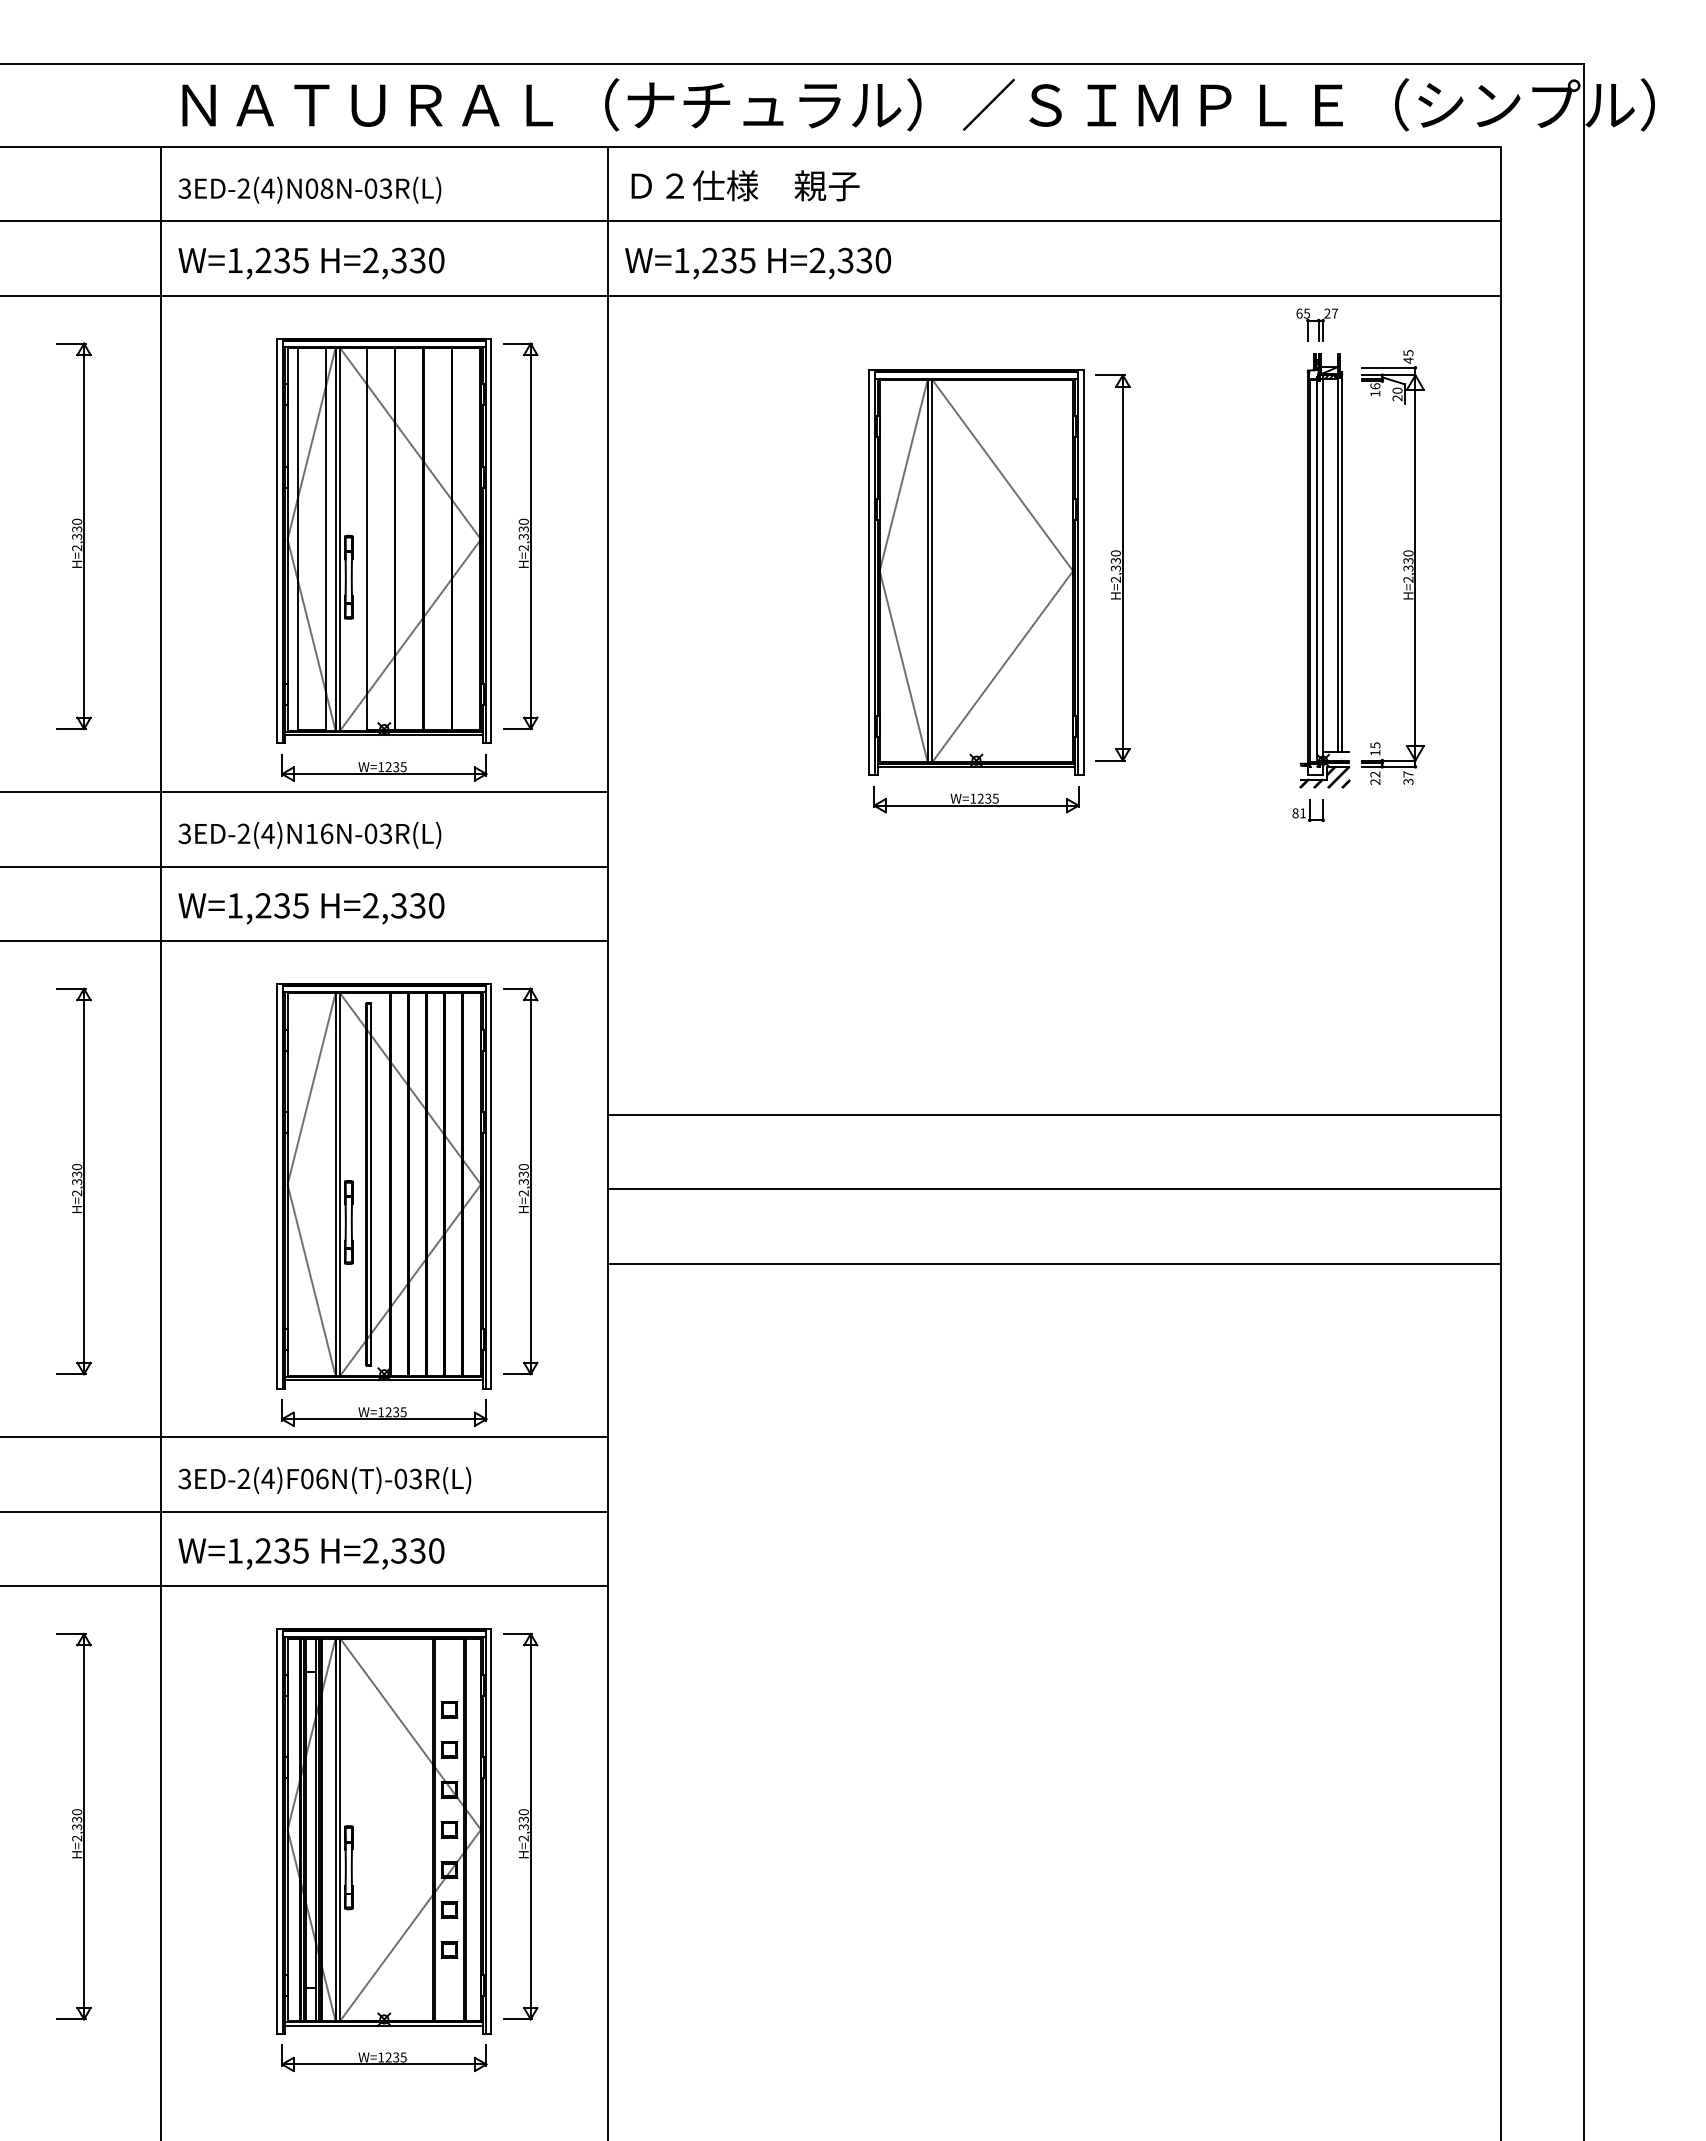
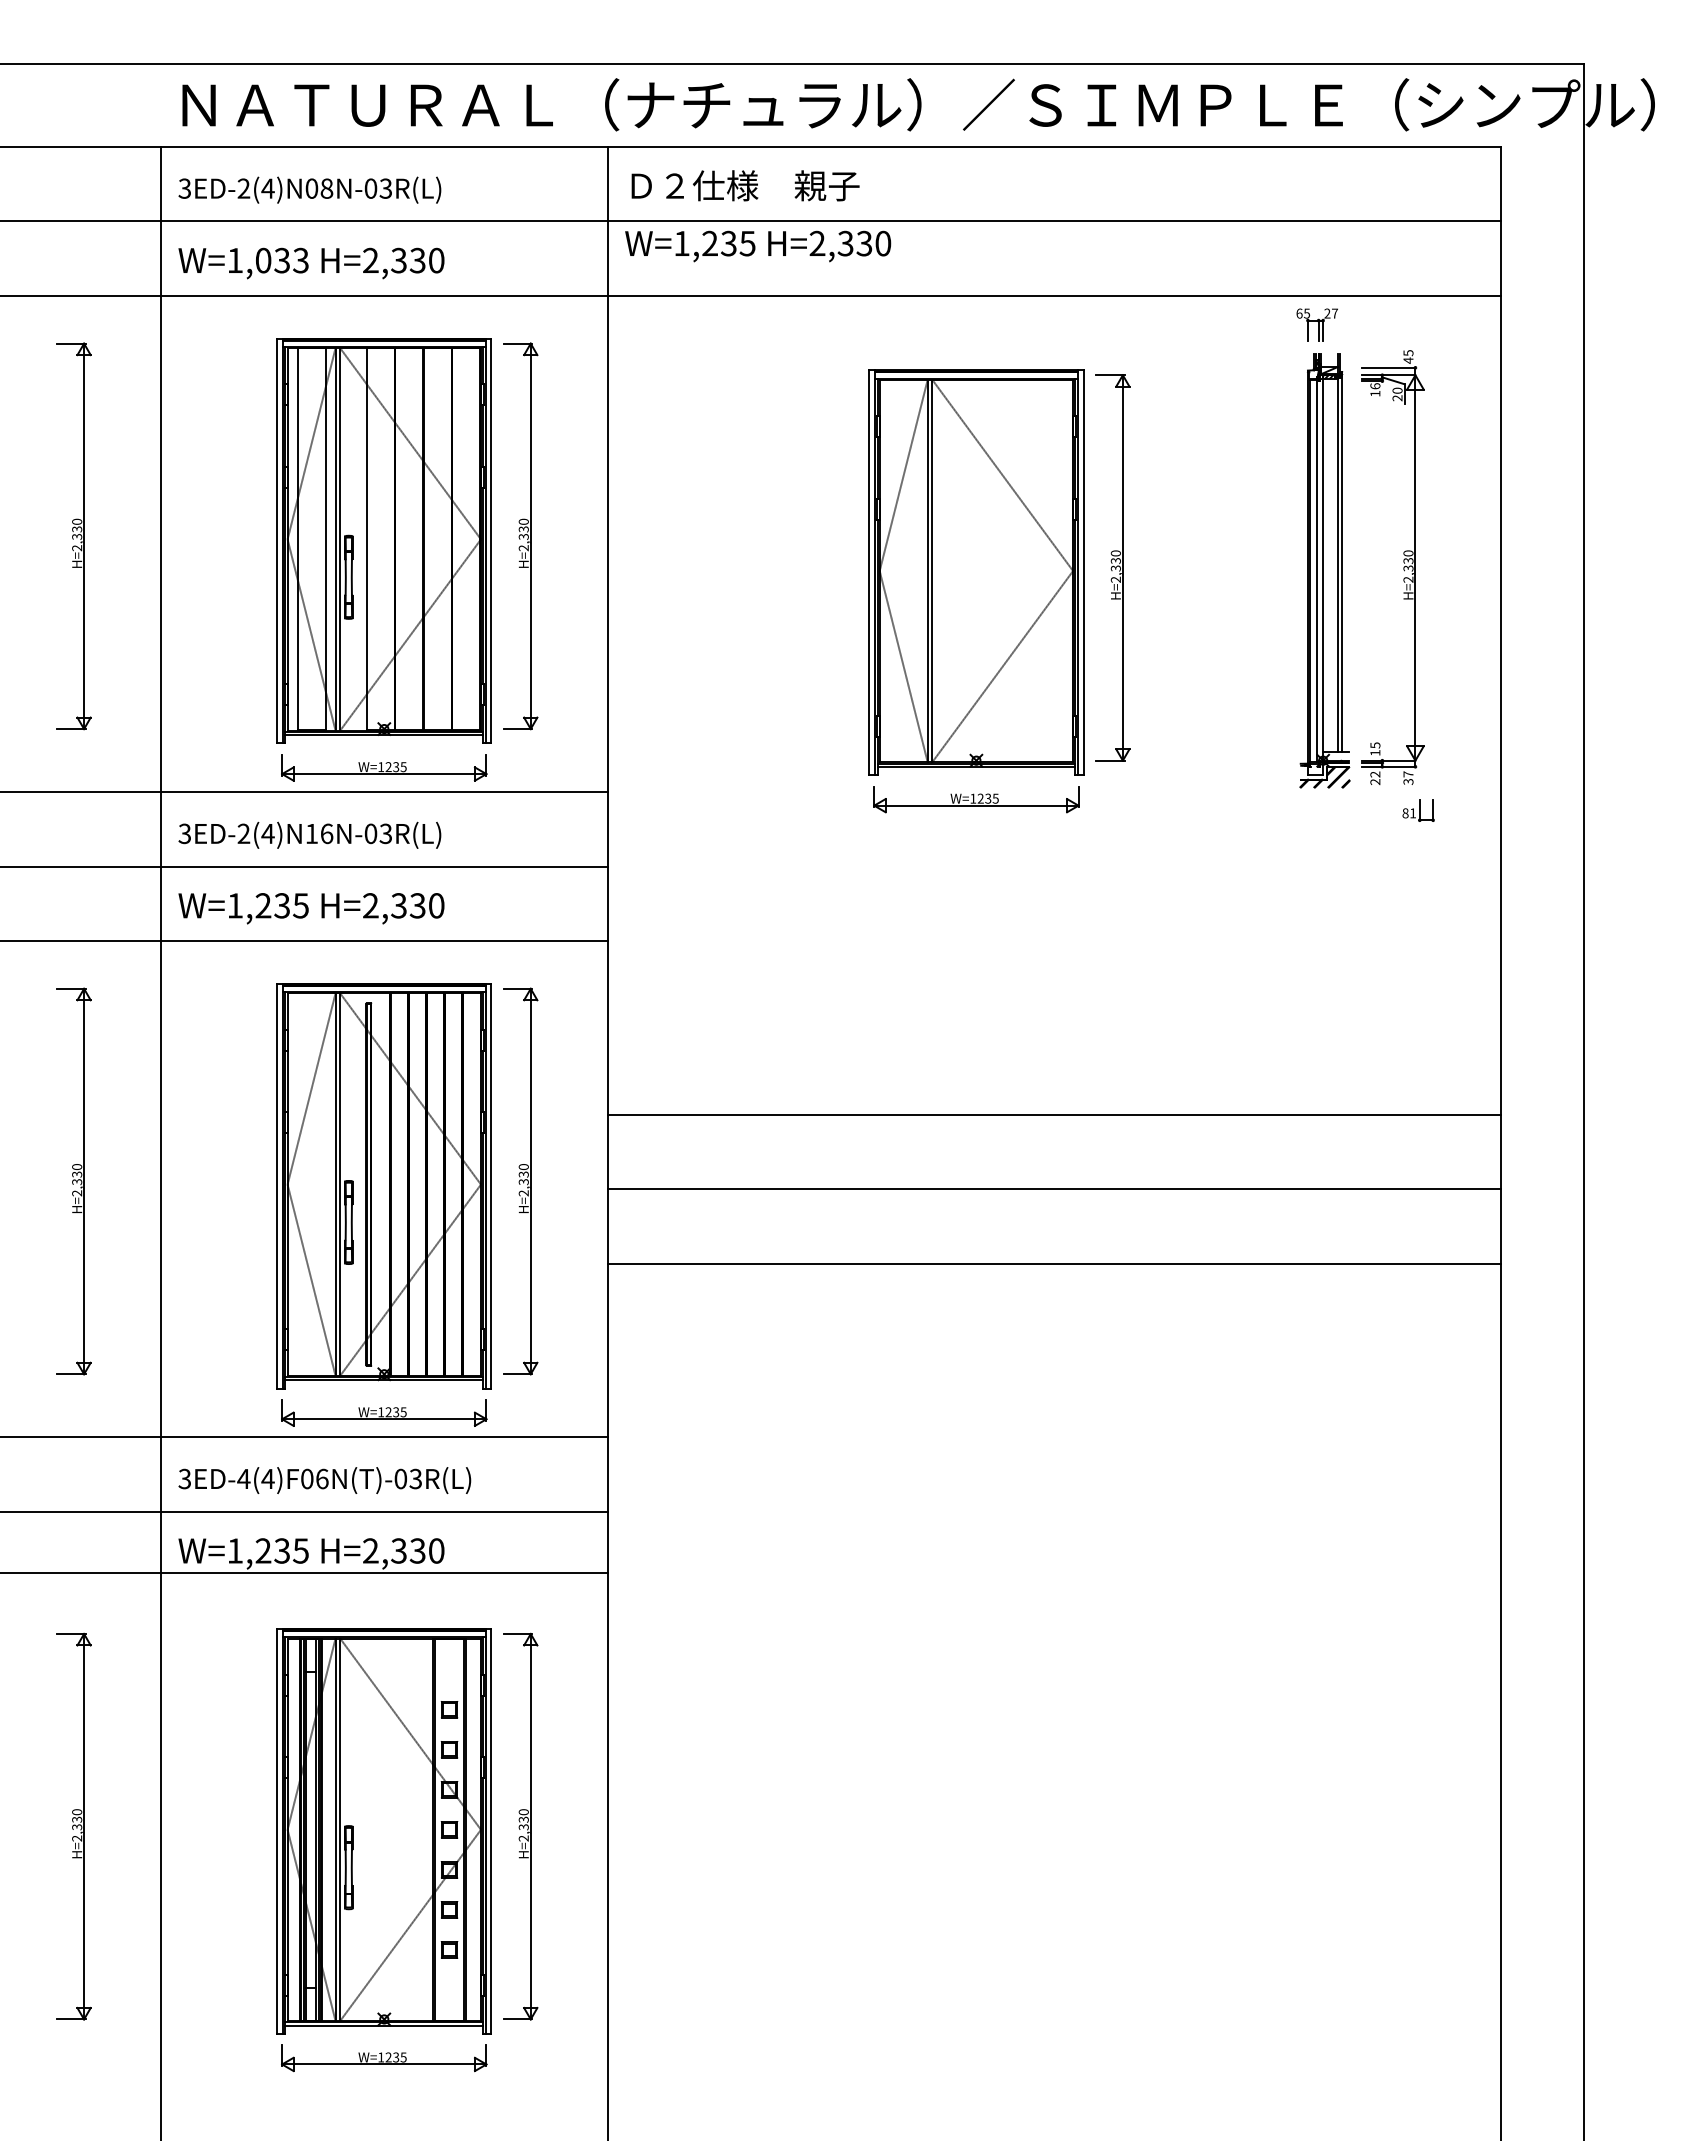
text: W=1,235 -> W=1,033 (281, 260)
text position: (758, 263) -> (758, 246) (758, 246)
part position: (1308, 810) -> (1418, 810) (1418, 810)
text: 3ED-2(4)F06N(T)-03R(L) -> 3ED-4(4)F06N(T)-03R(L) (243, 1478)
line position: (304, 1586) -> (304, 1573) (304, 1573)
